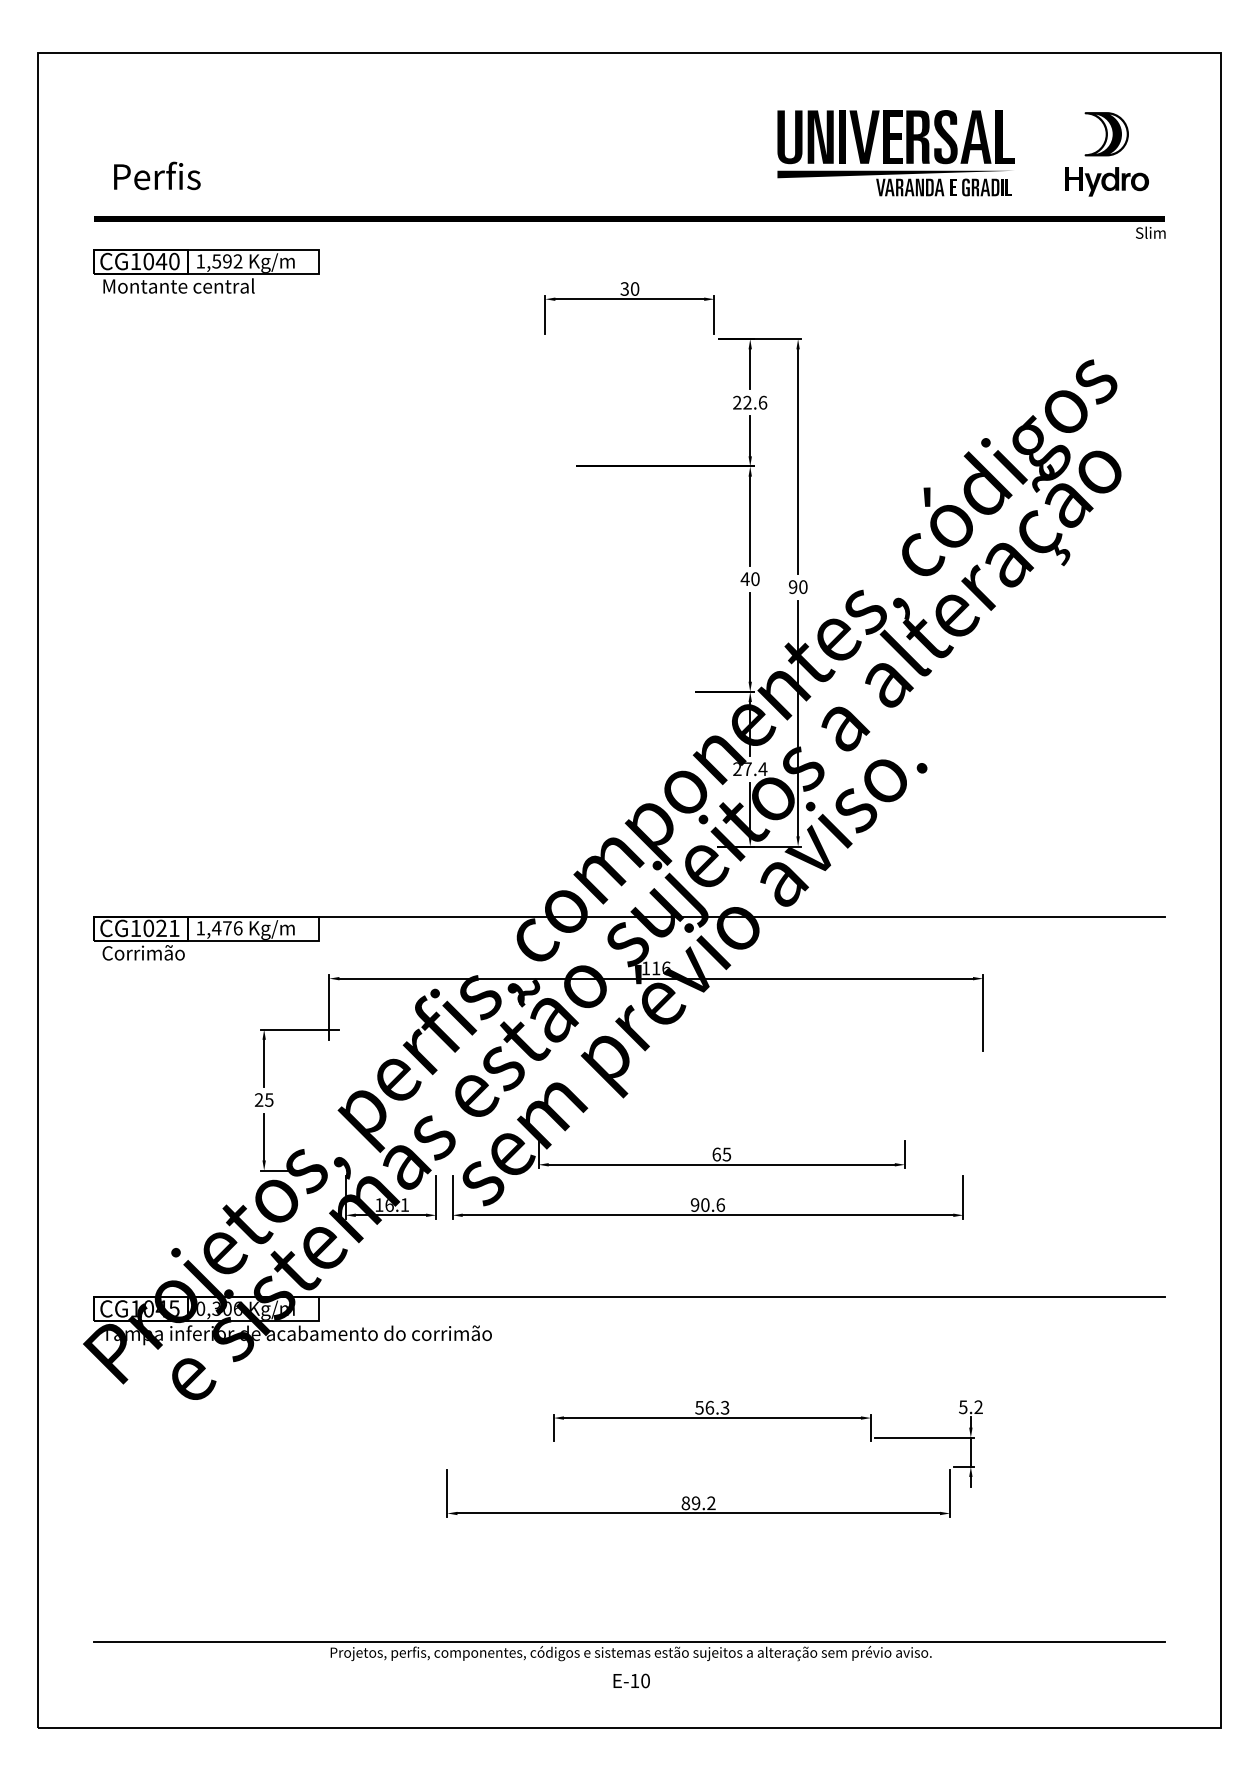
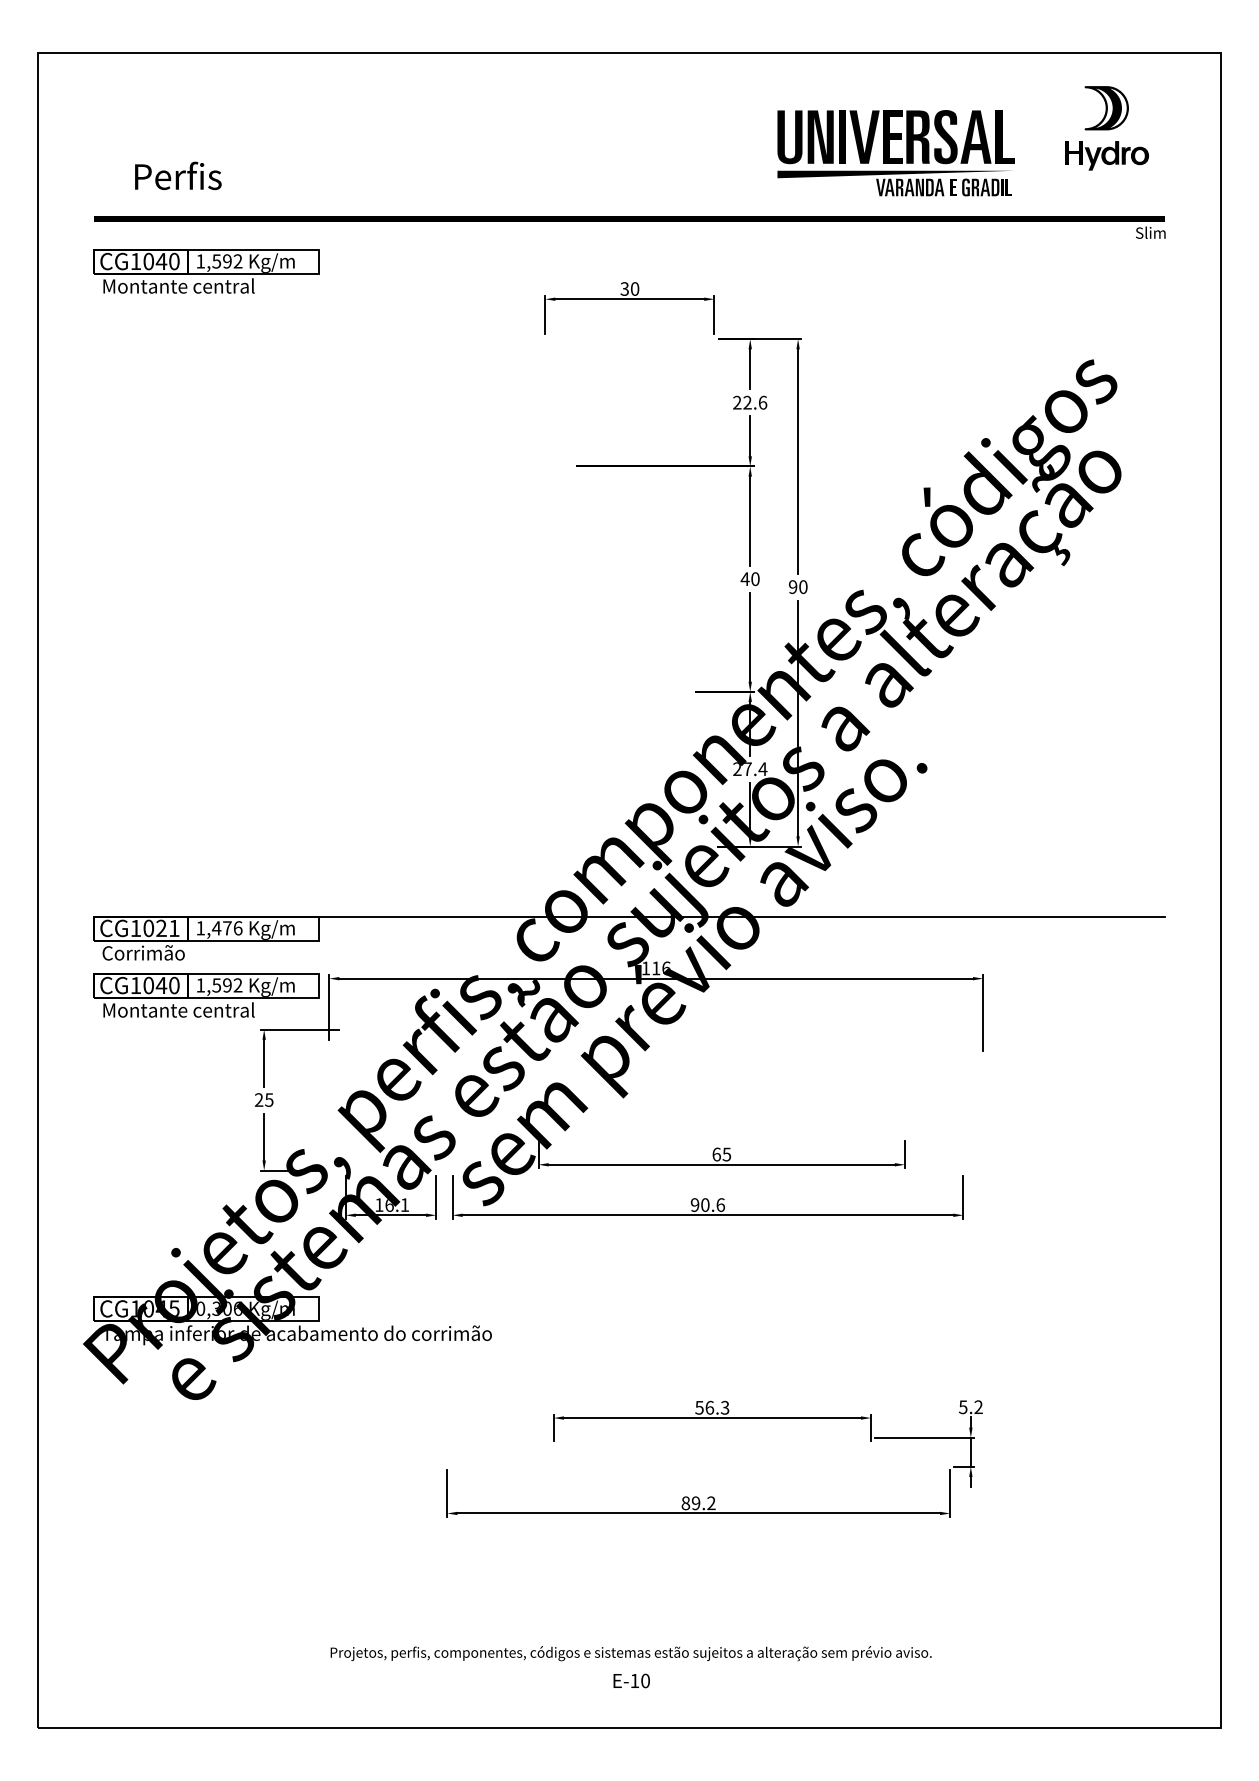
part position: (1106, 154) -> (1106, 128) (1106, 128)
text position: (157, 175) -> (178, 175) (178, 175)
part: none -> present (206, 995)
line: present -> none (629, 1297)
line: present -> none (629, 1641)
